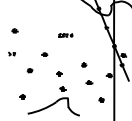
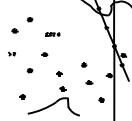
part: none -> present (29, 19)
part position: (65, 35) -> (52, 34) (52, 34)
